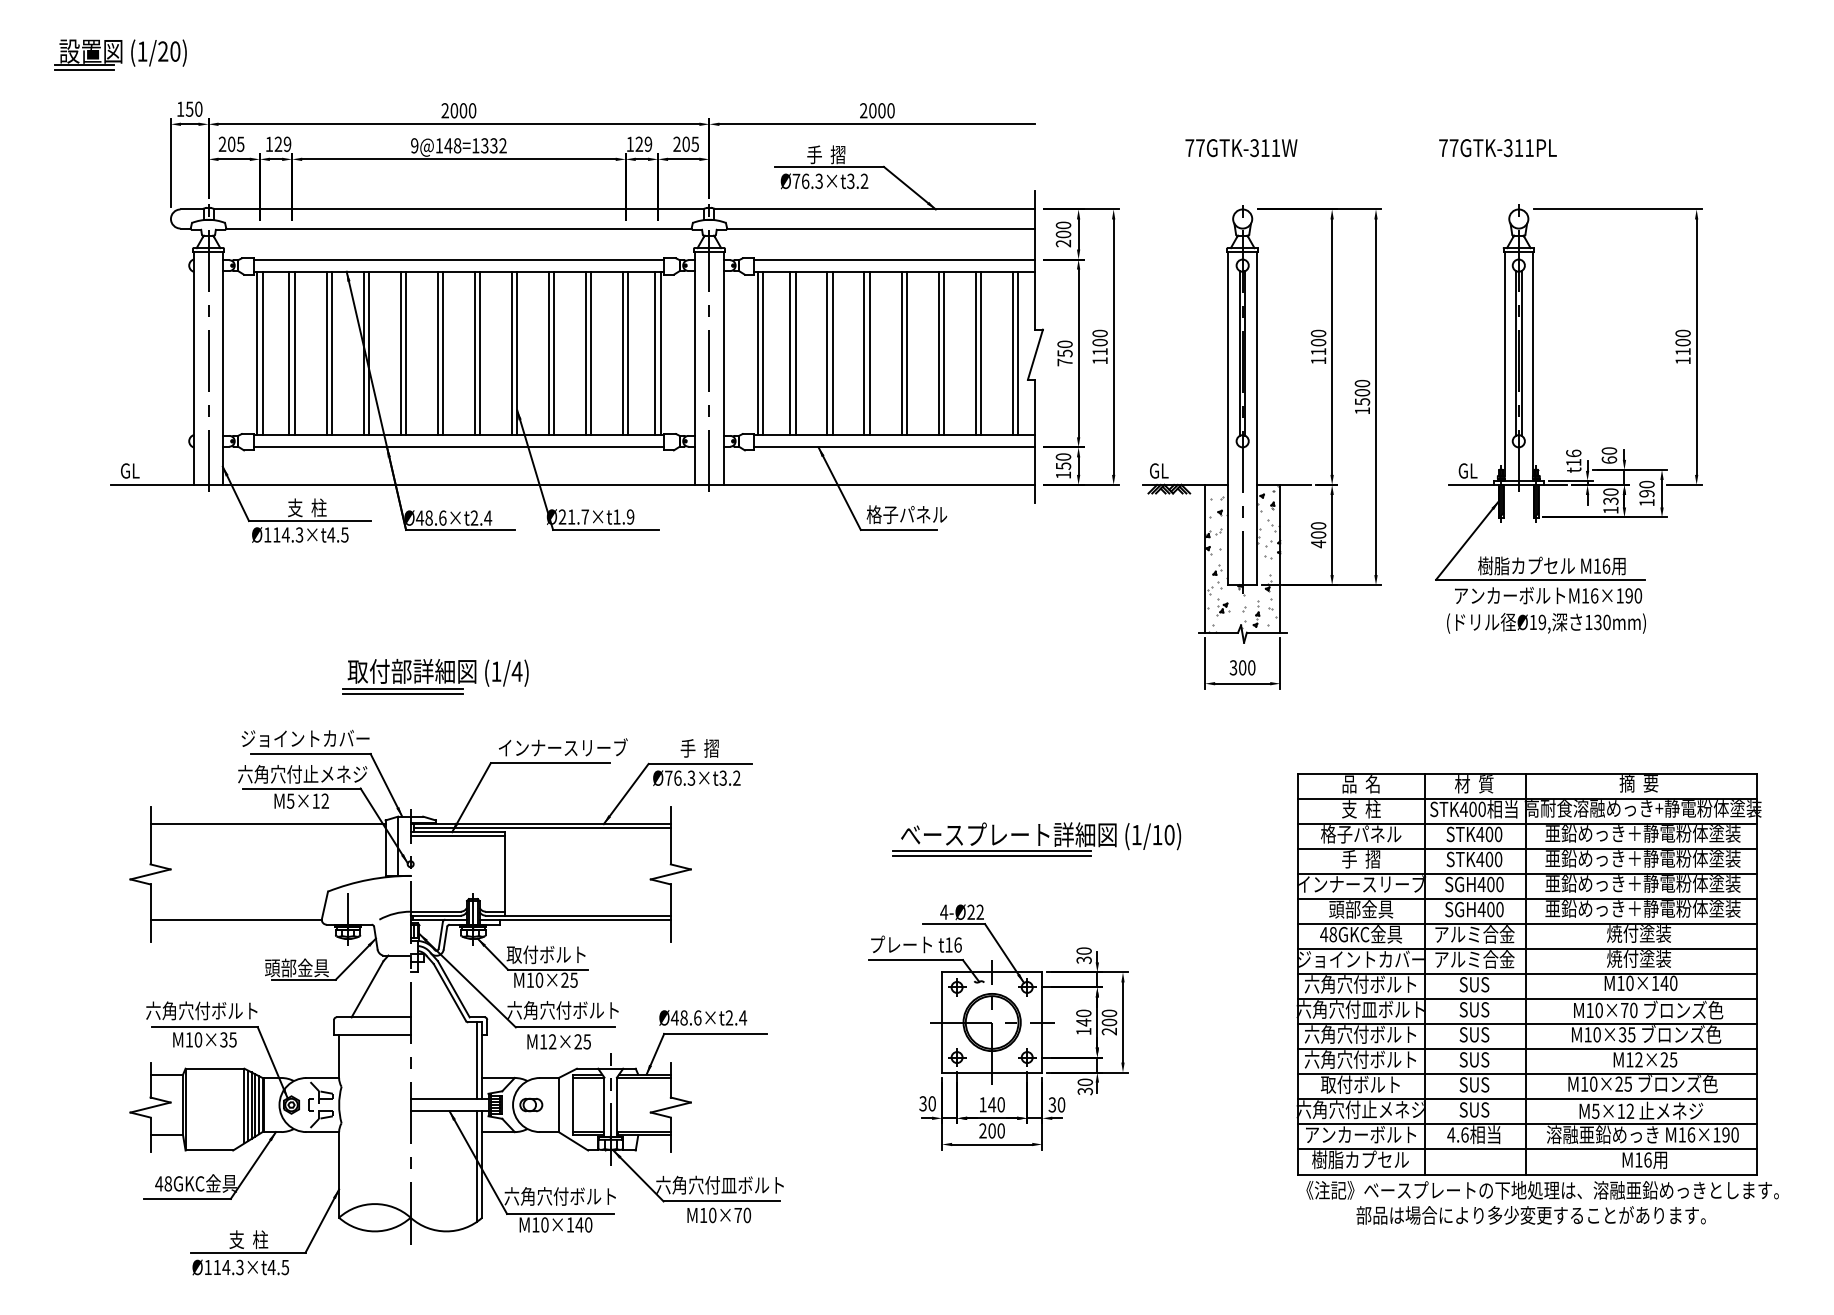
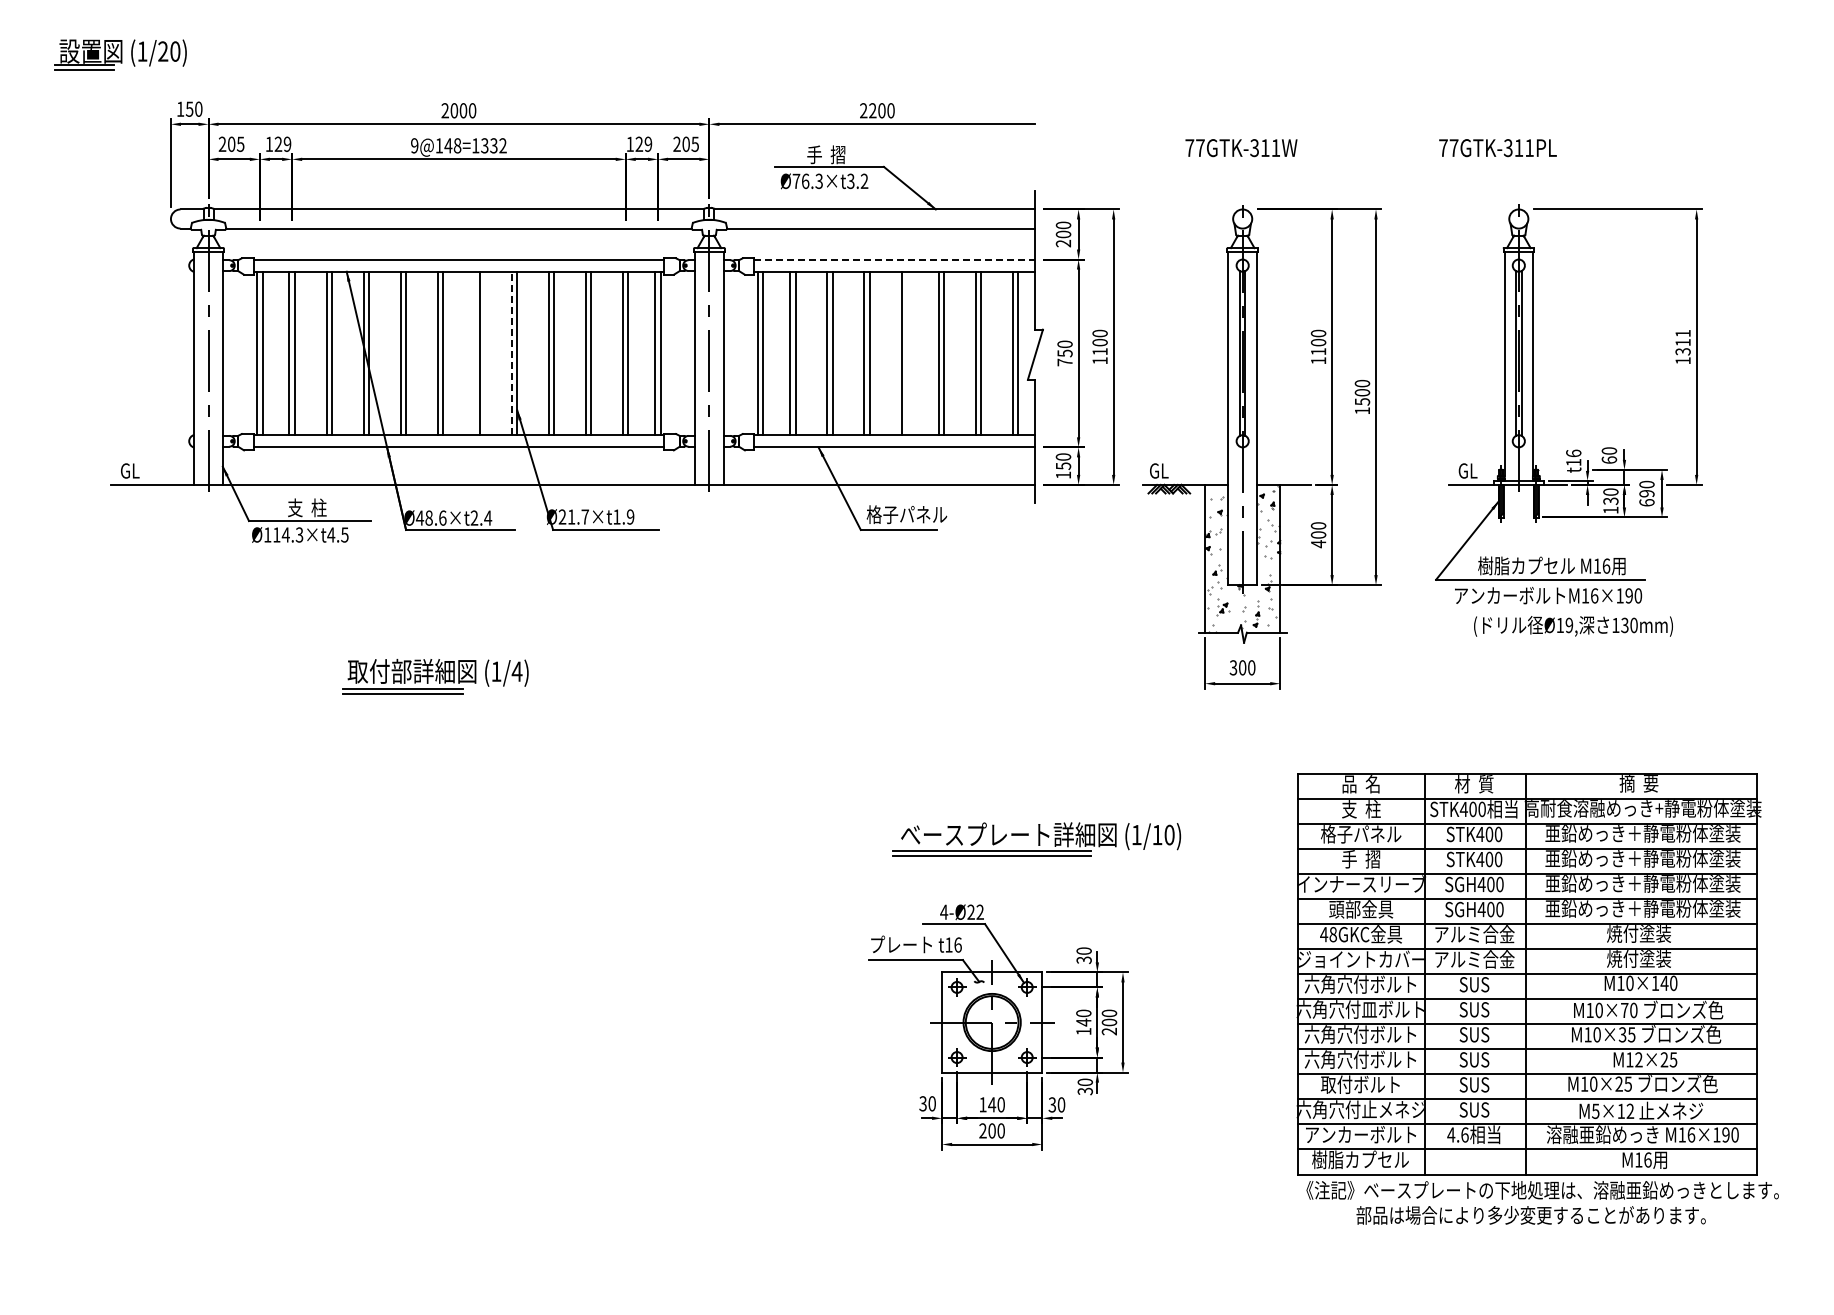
text: 2000 -> 2200 (872, 110)
line: solid -> dashed (894, 259)
text: 1100 -> 1311 (1682, 342)
line: present -> none (474, 353)
line: solid -> dashed (511, 353)
line: present -> none (906, 353)
text: 190 -> 690 (1646, 502)
text position: (1546, 623) -> (1573, 626) (1573, 626)
part: present -> none (456, 1002)
